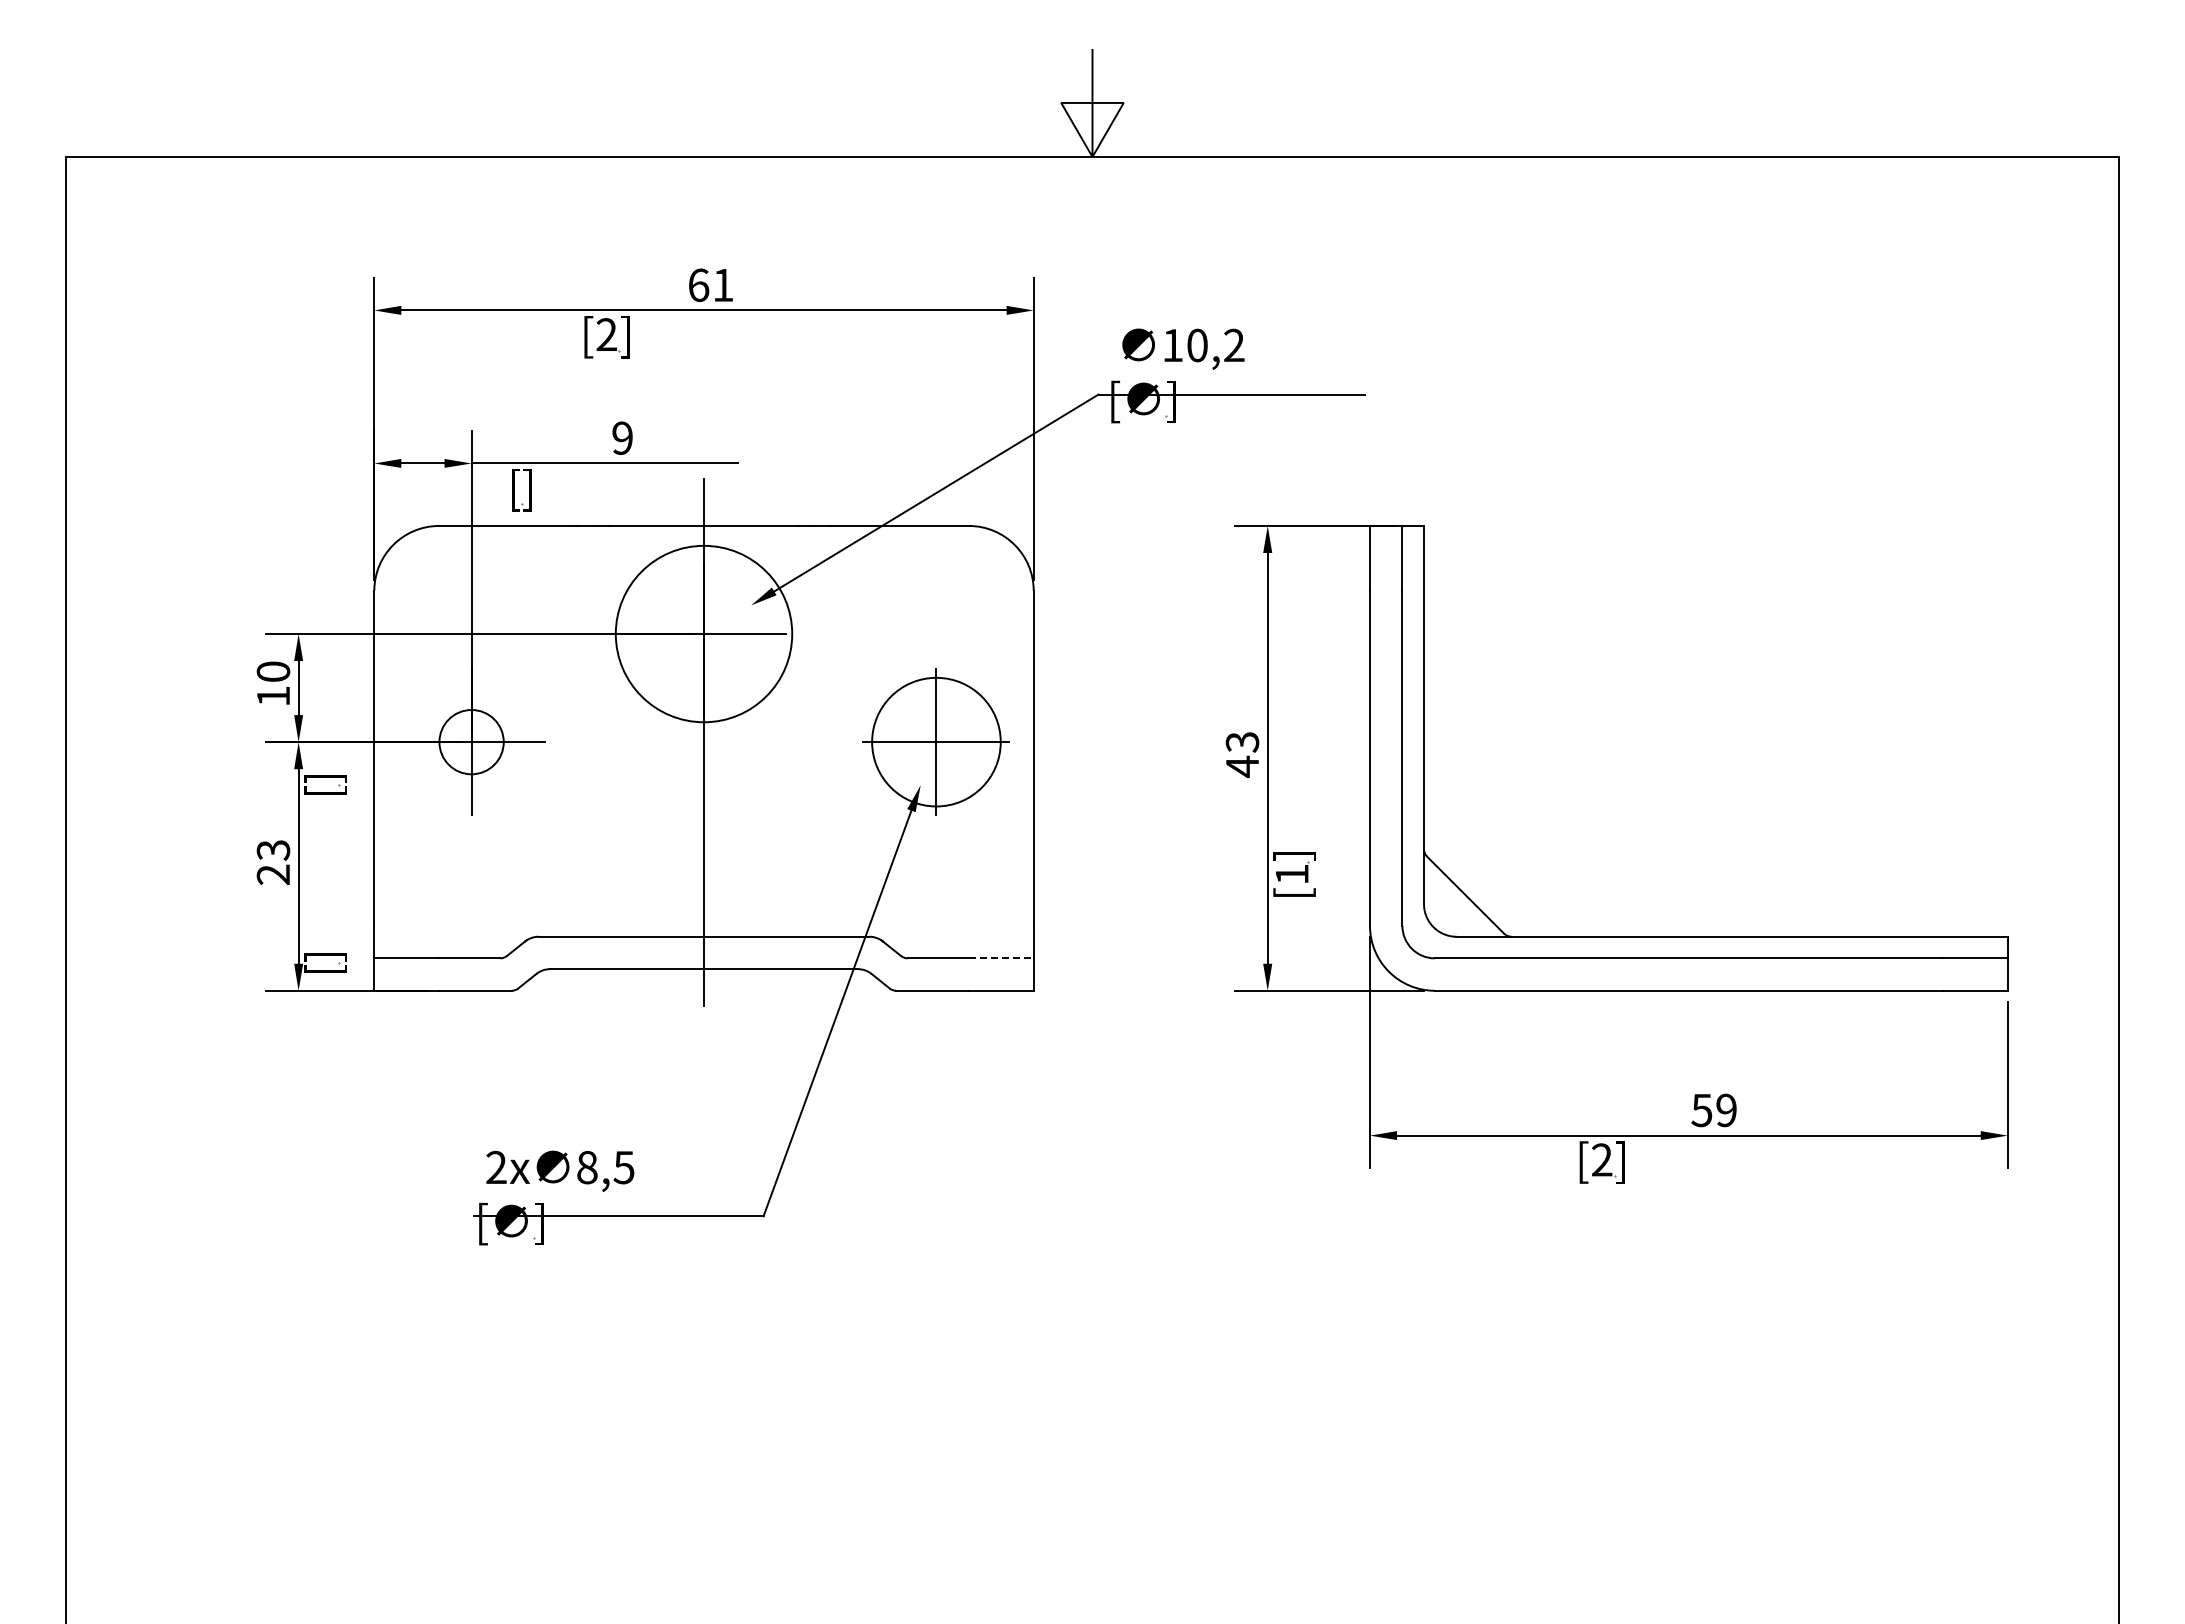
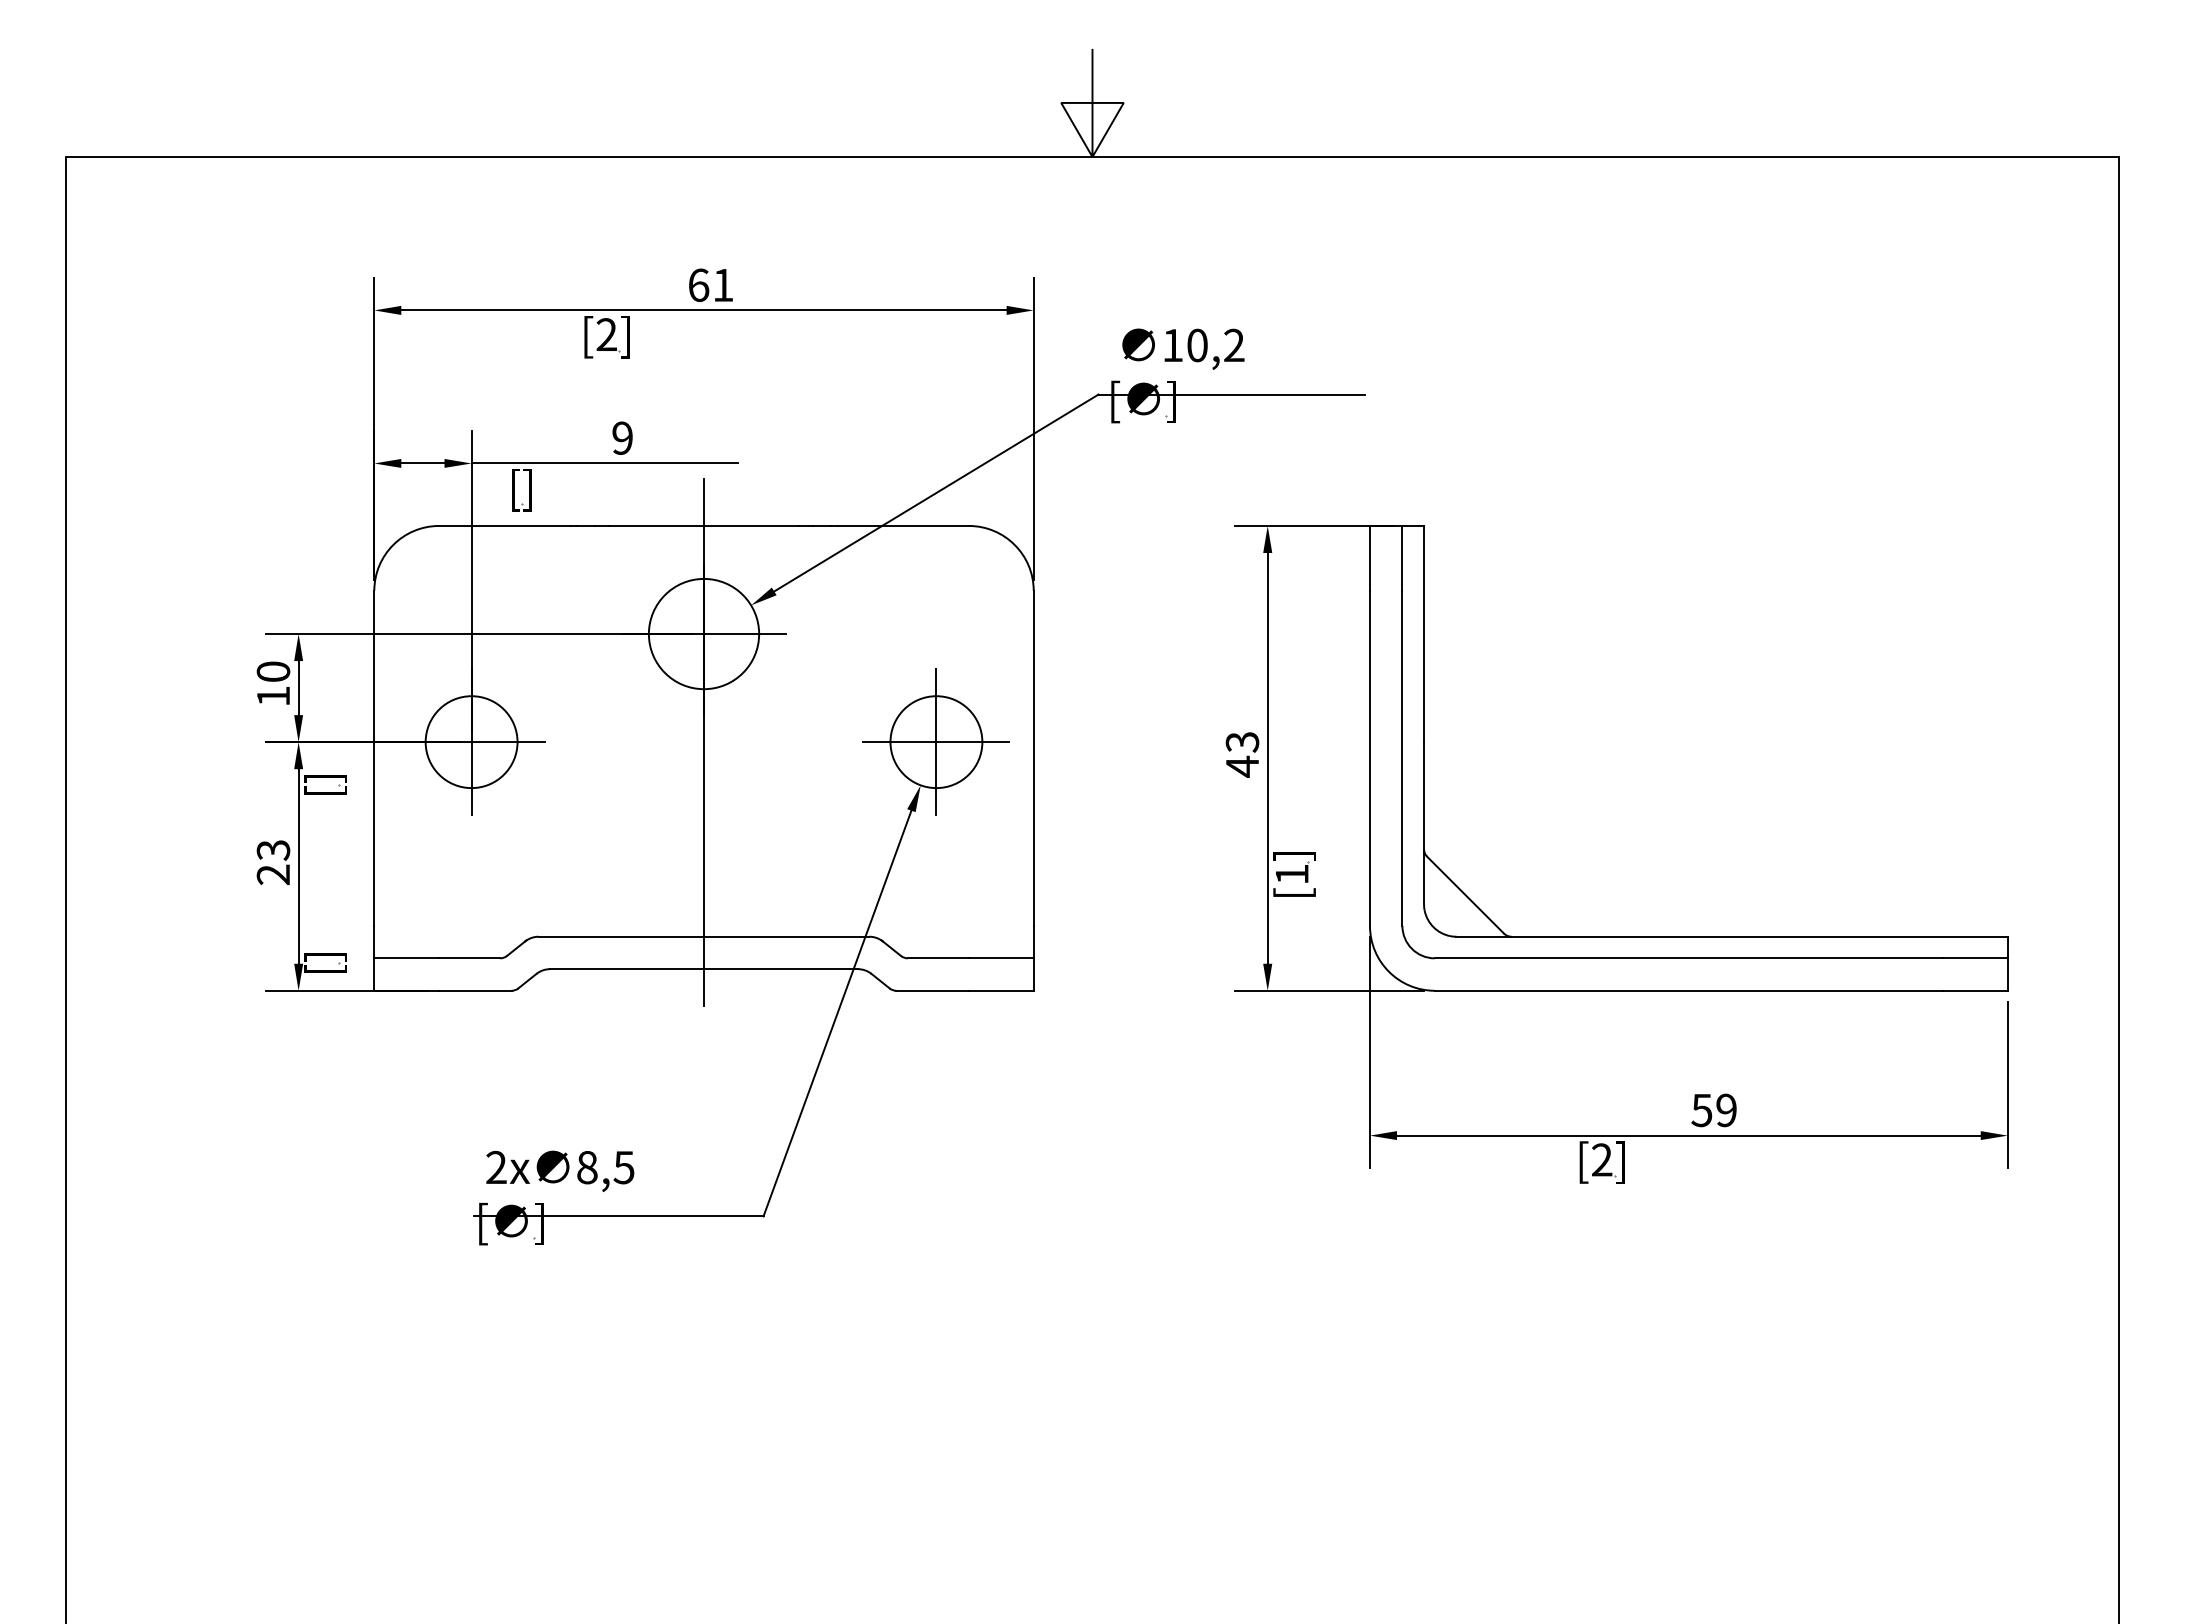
circle diameter: 176 px -> 110 px (703, 633)
circle diameter: 129 px -> 92 px (936, 742)
circle diameter: 64 px -> 92 px (471, 742)
line: dashed -> solid (1001, 958)
